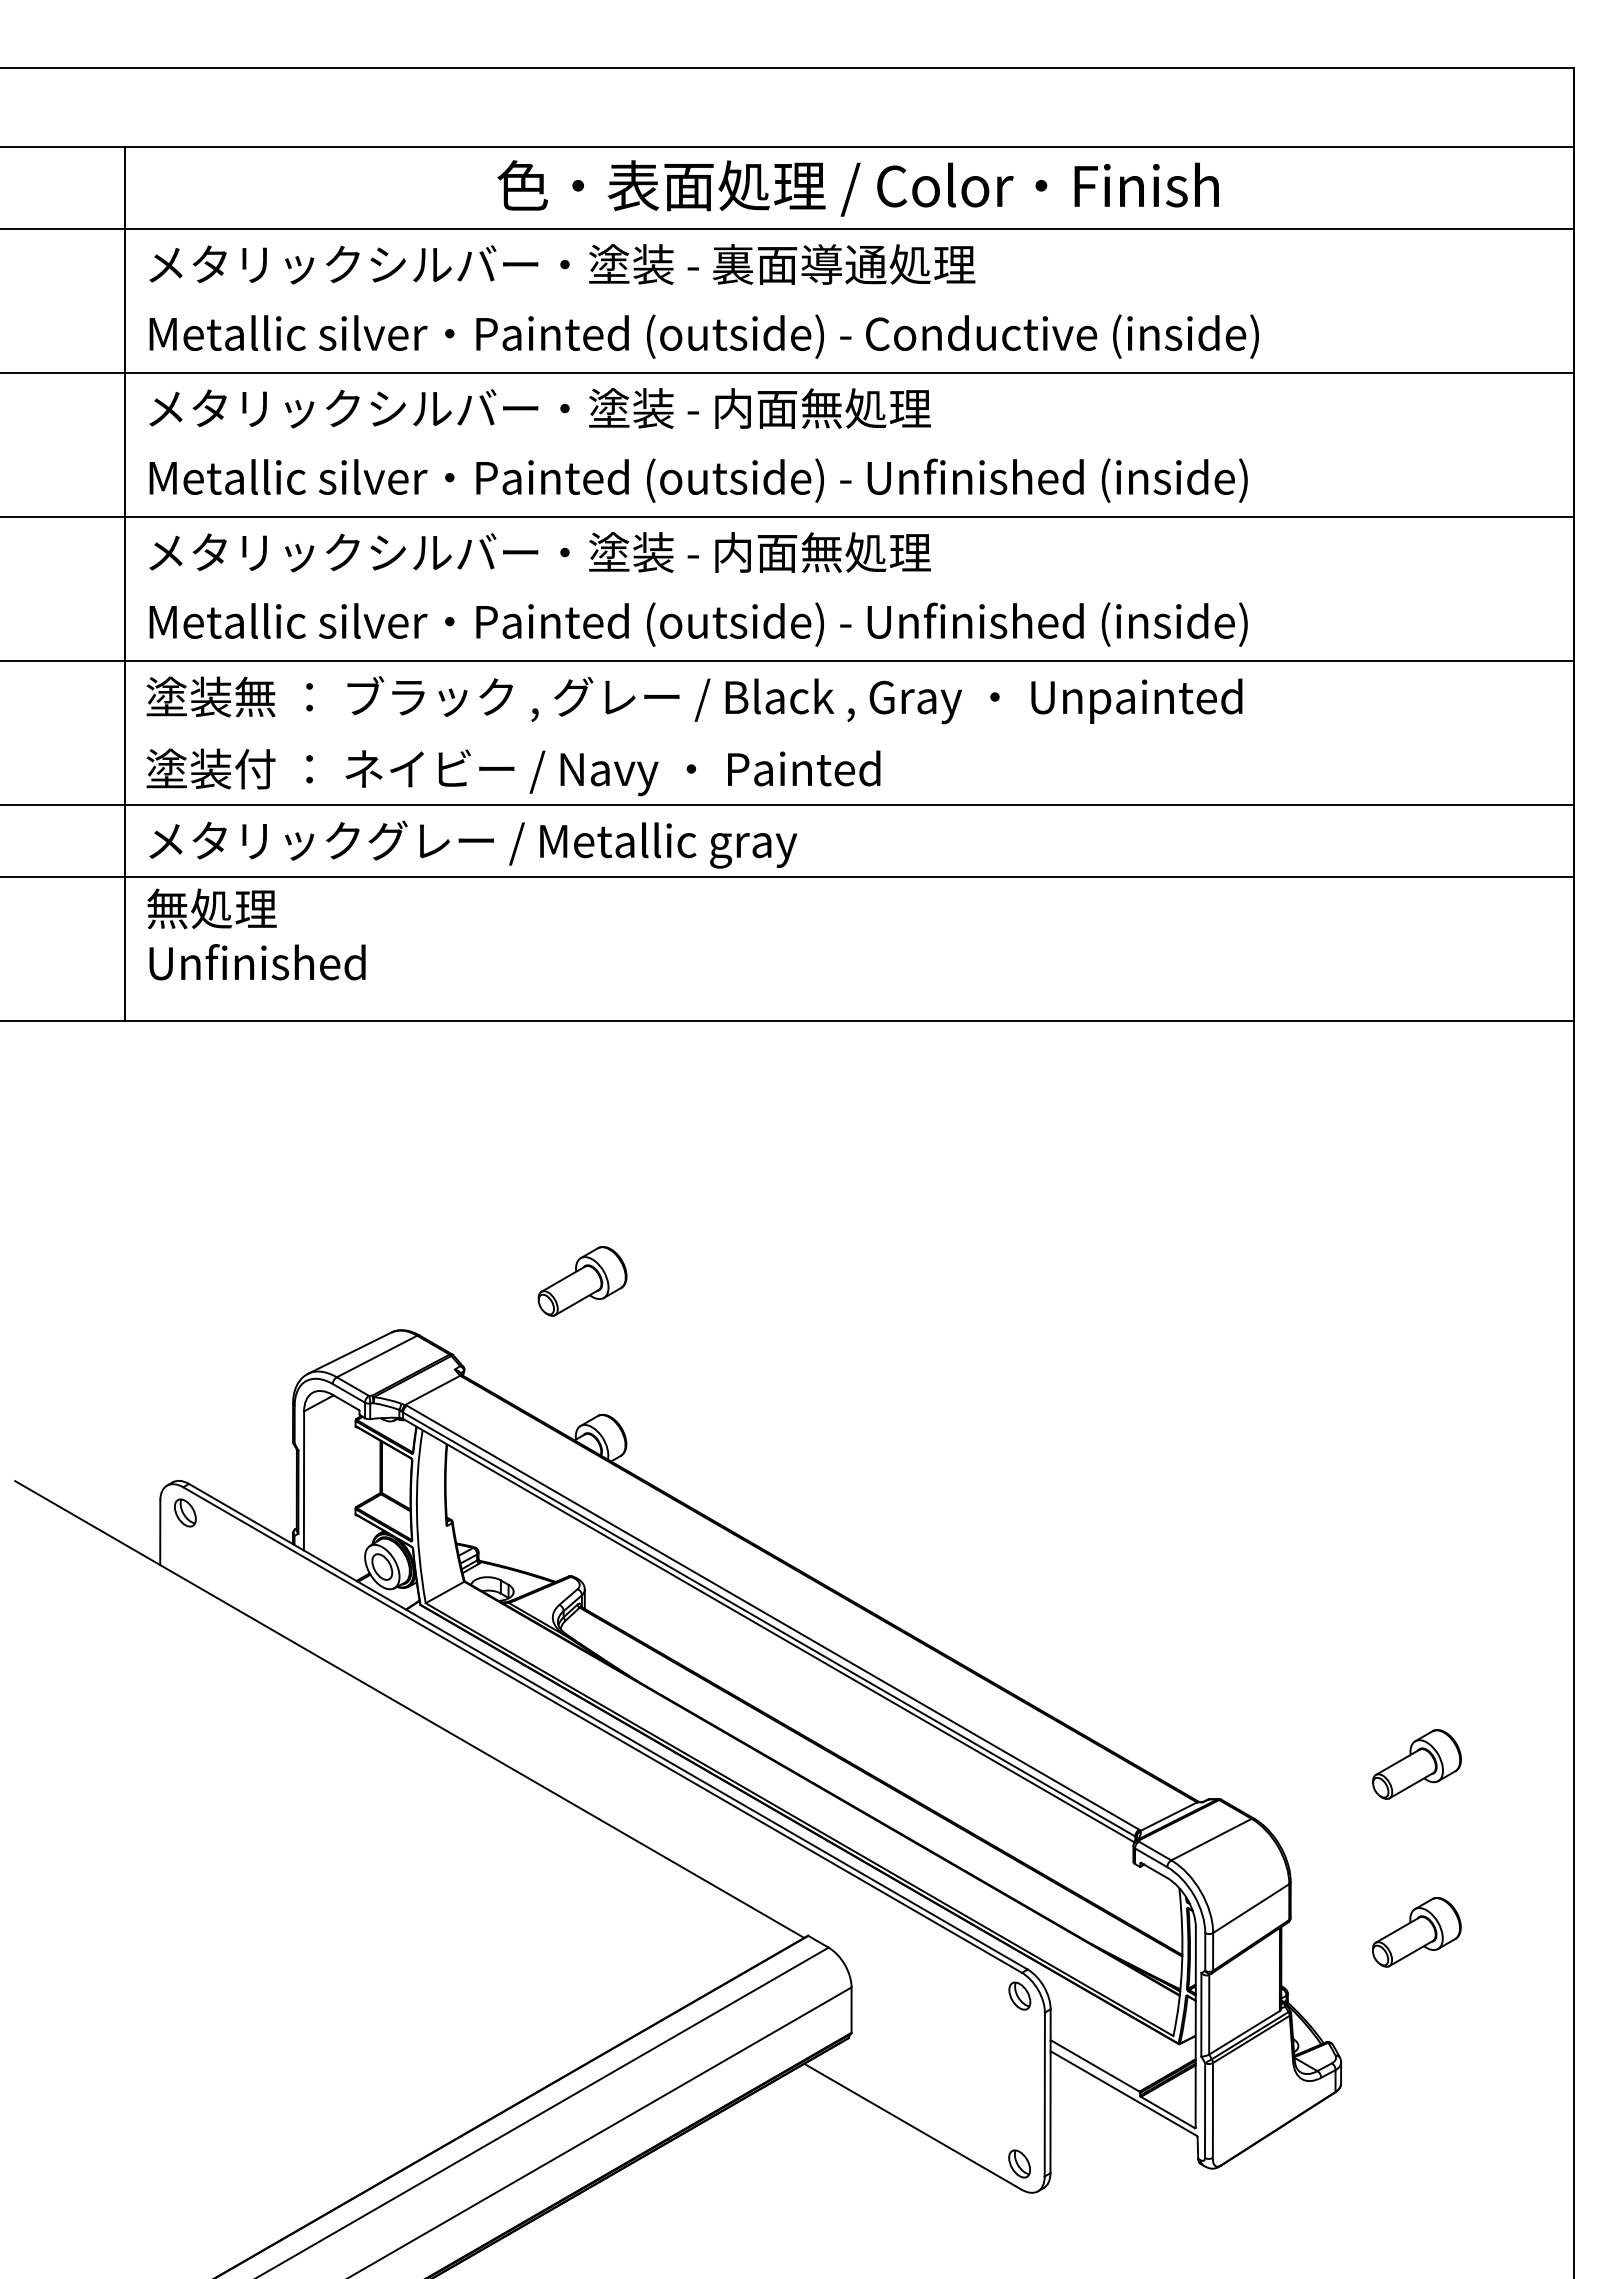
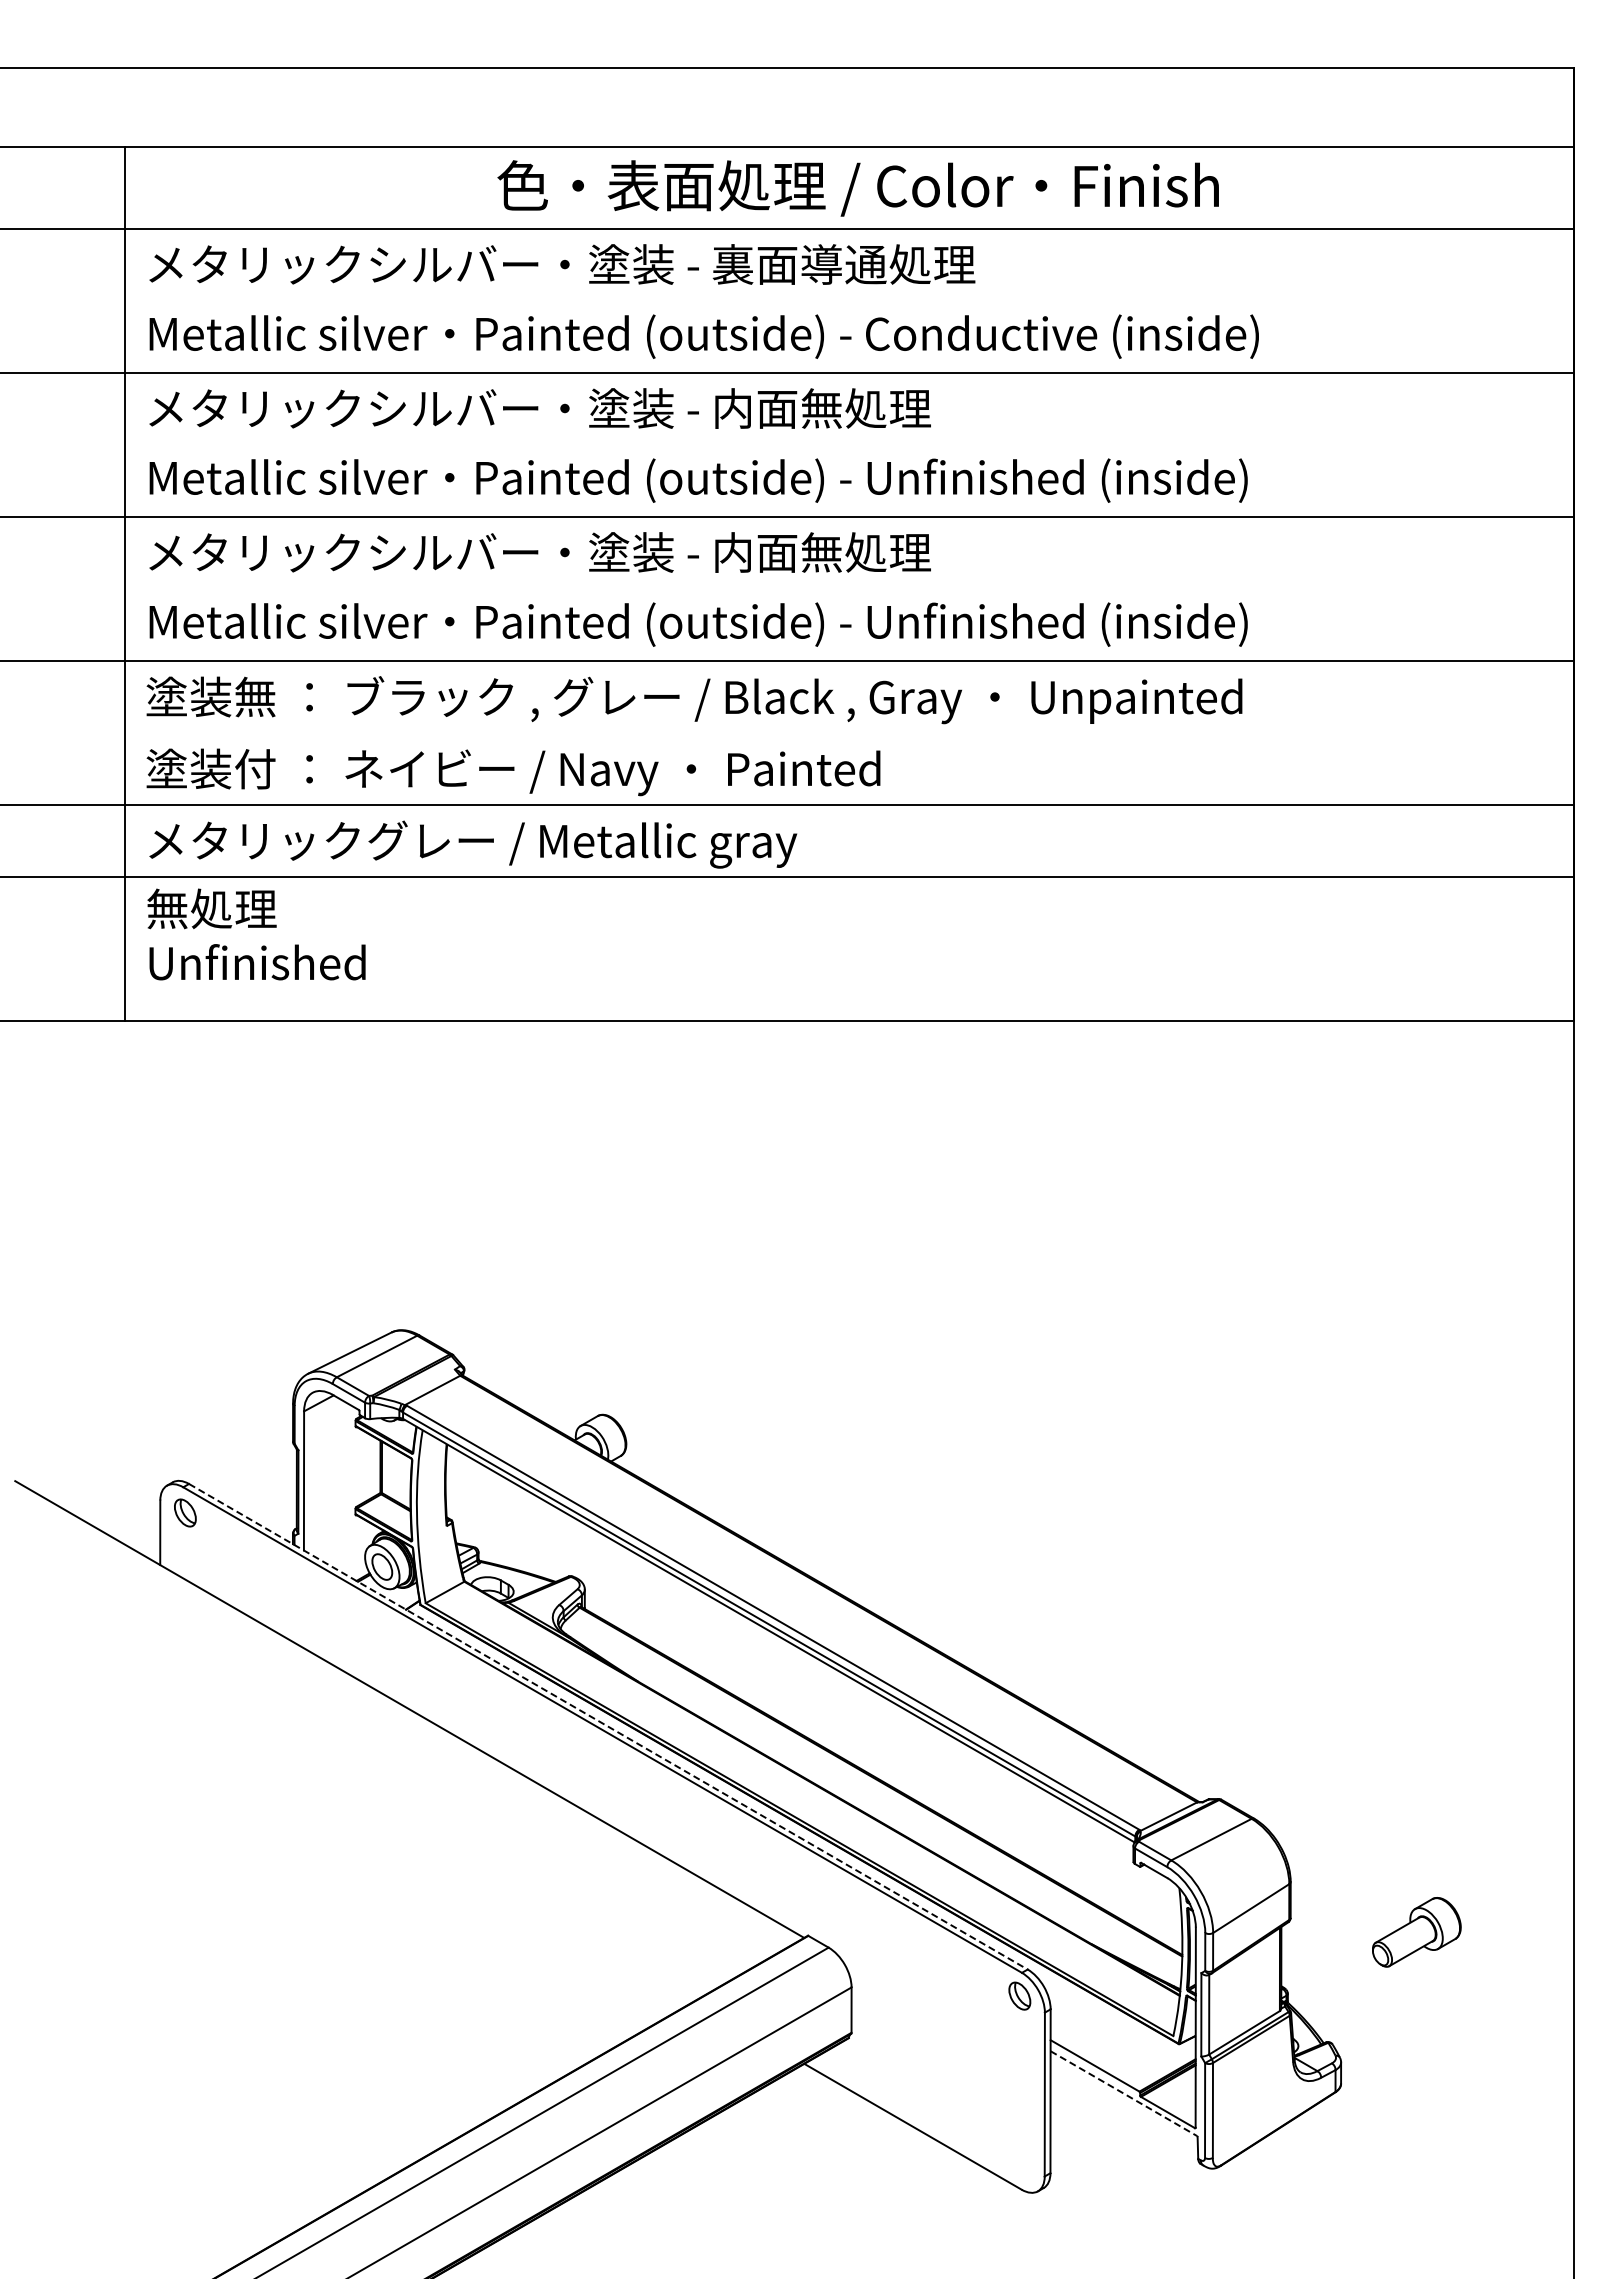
part: present -> none (582, 1281)
line: solid -> dashed (608, 1726)
part: present -> none (1416, 1764)
line: solid -> dashed (1124, 2093)
part: present -> none (1019, 2163)
